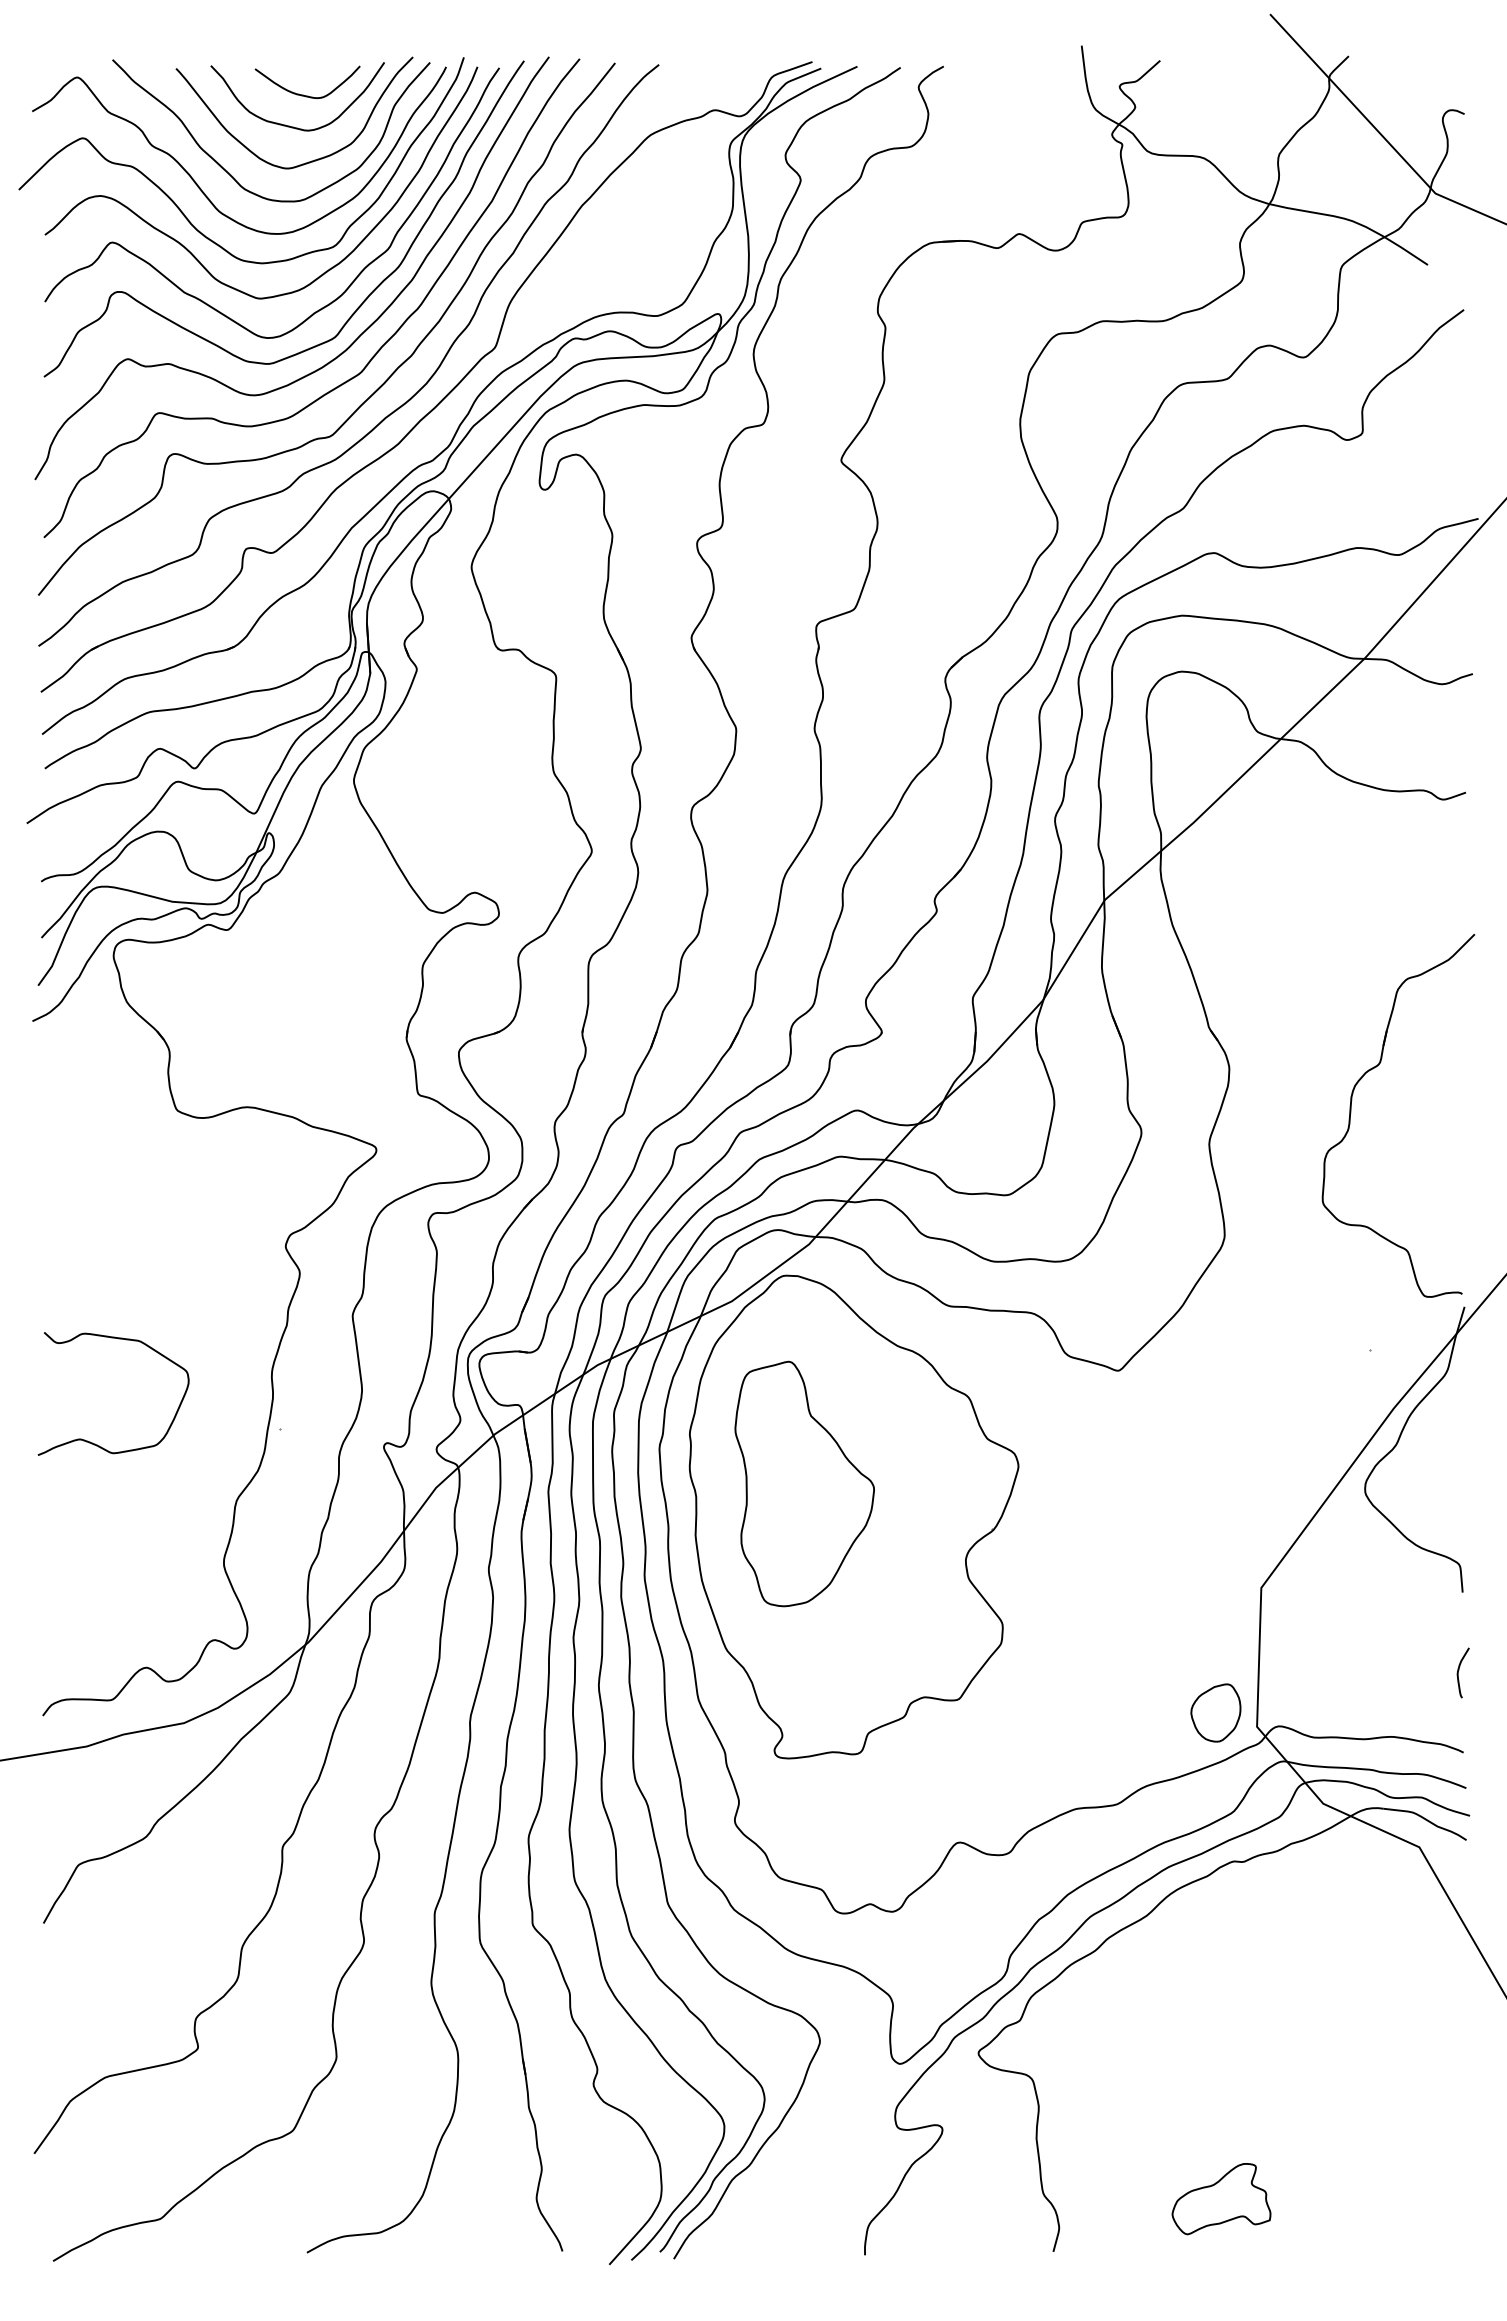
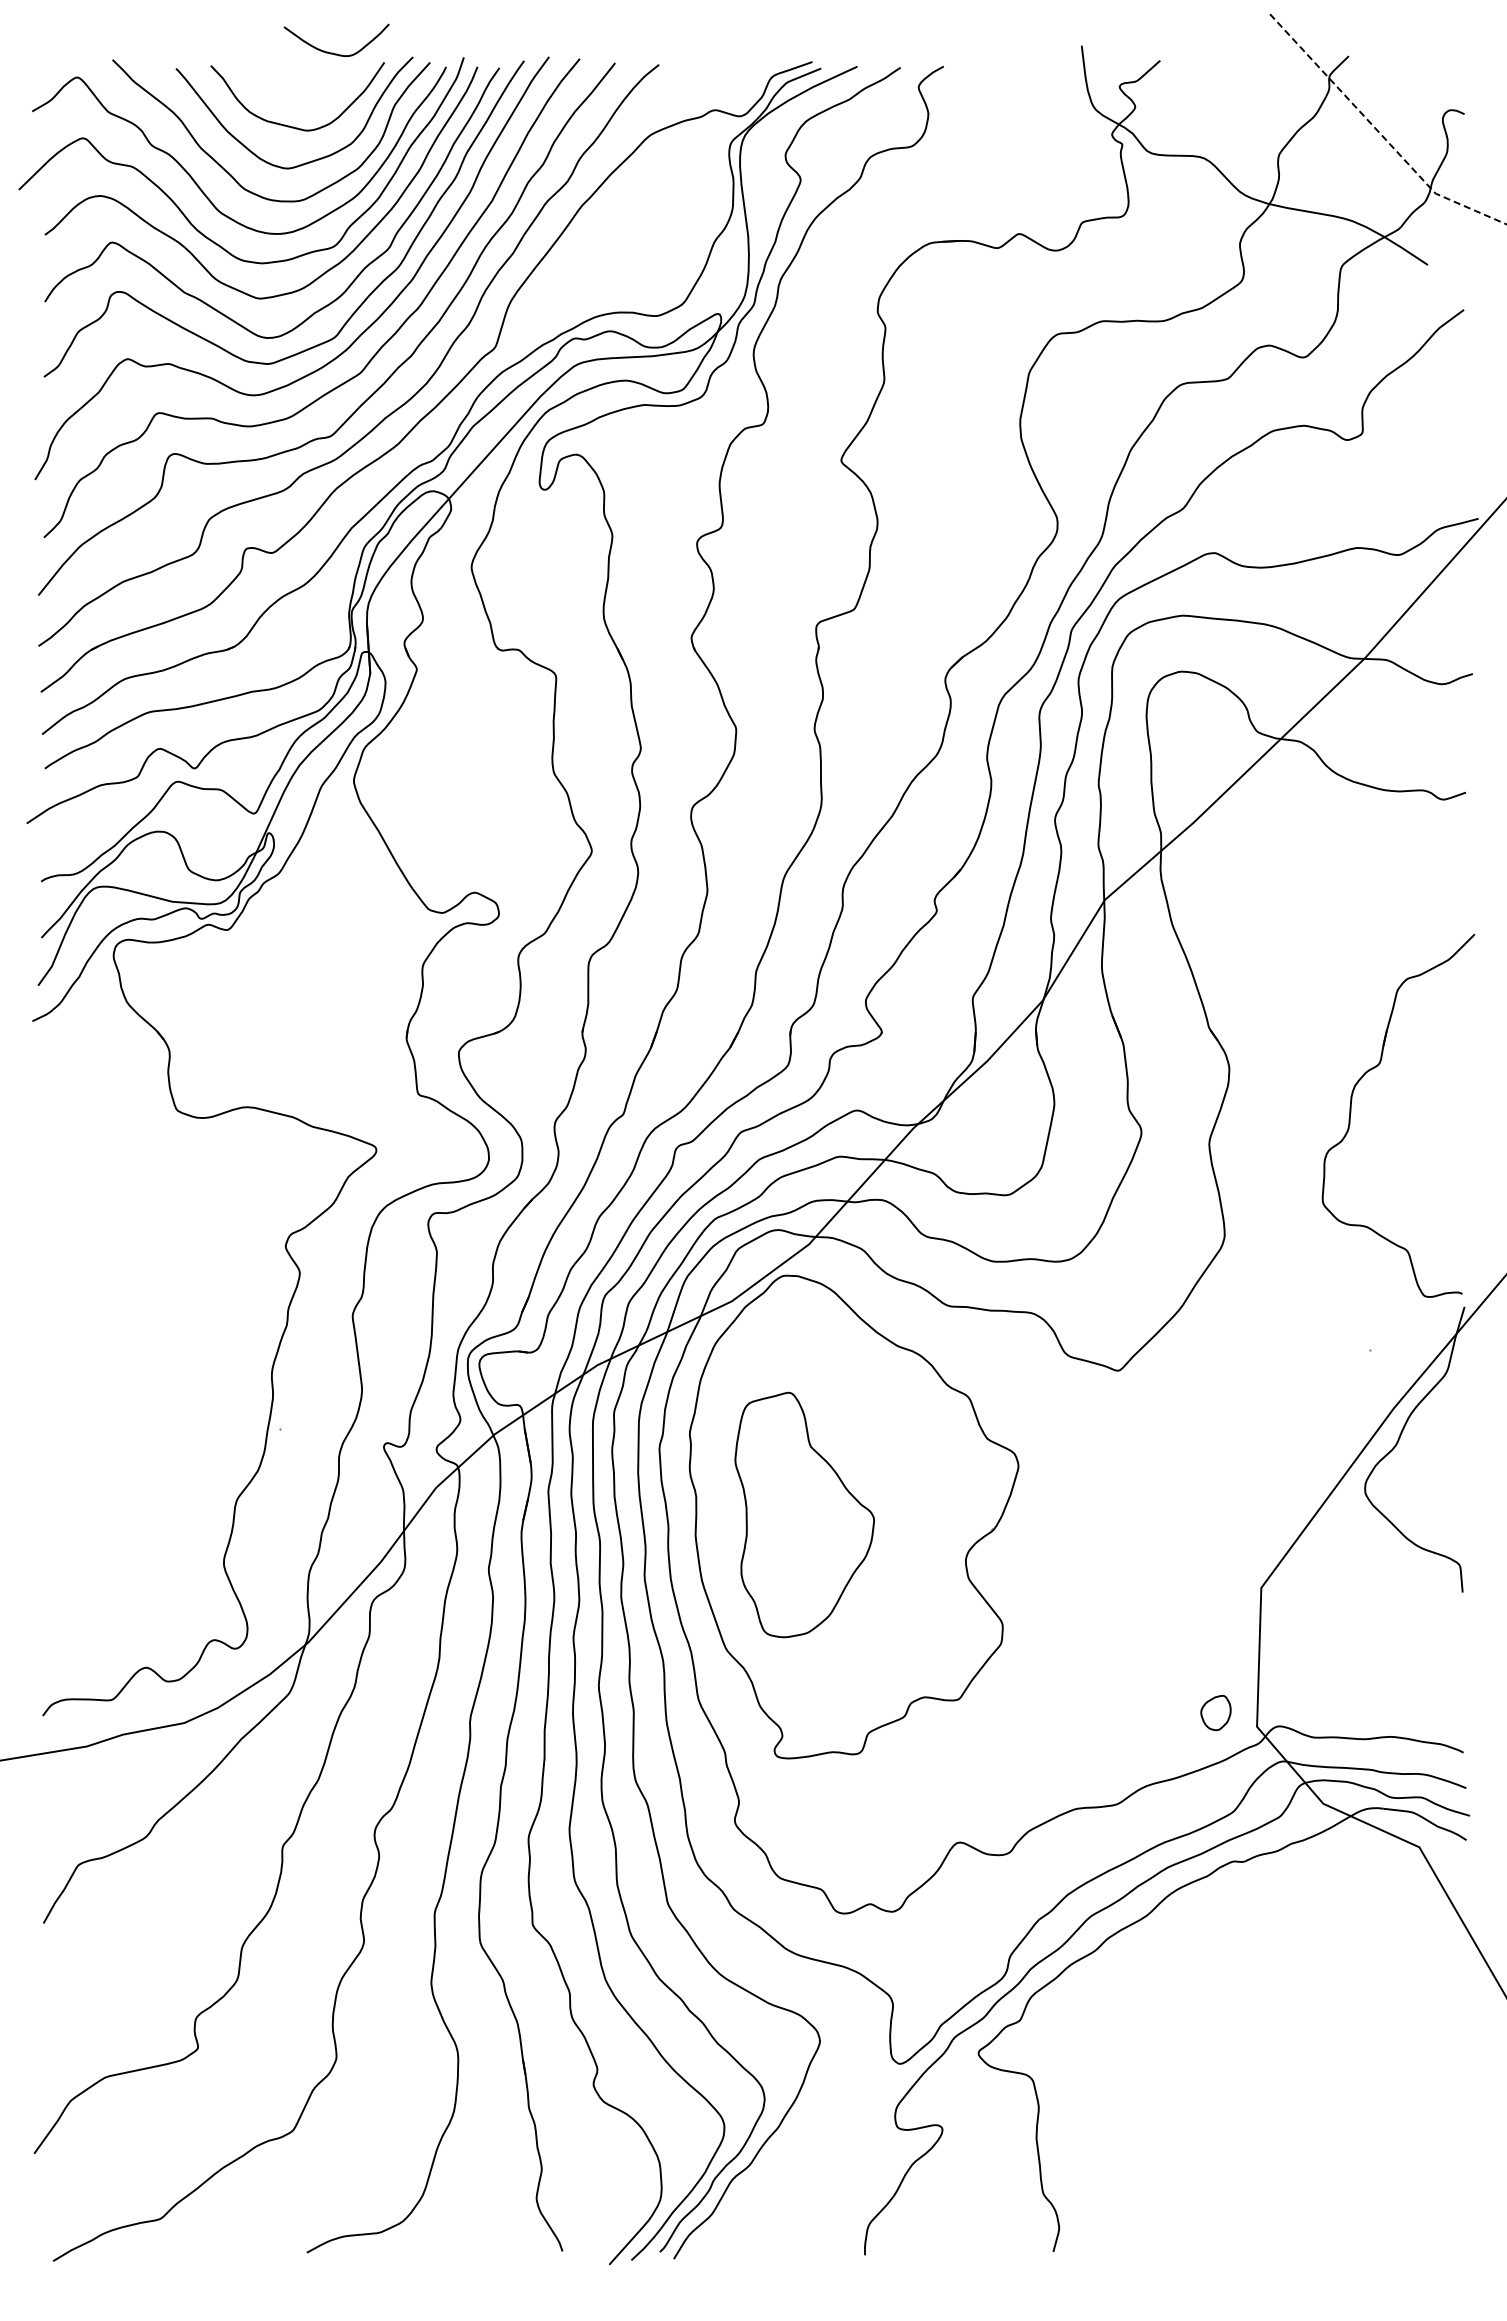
curve position: (303, 94) -> (332, 52) (332, 52)
line: solid -> dashed (1379, 132)
curve: present -> none (95, 1443)
part position: (804, 1483) -> (804, 1514) (804, 1514)
curve: present -> none (1459, 1670)
part size: 52x60 px -> 32x38 px (1215, 1712)
part: present -> none (1221, 2199)
